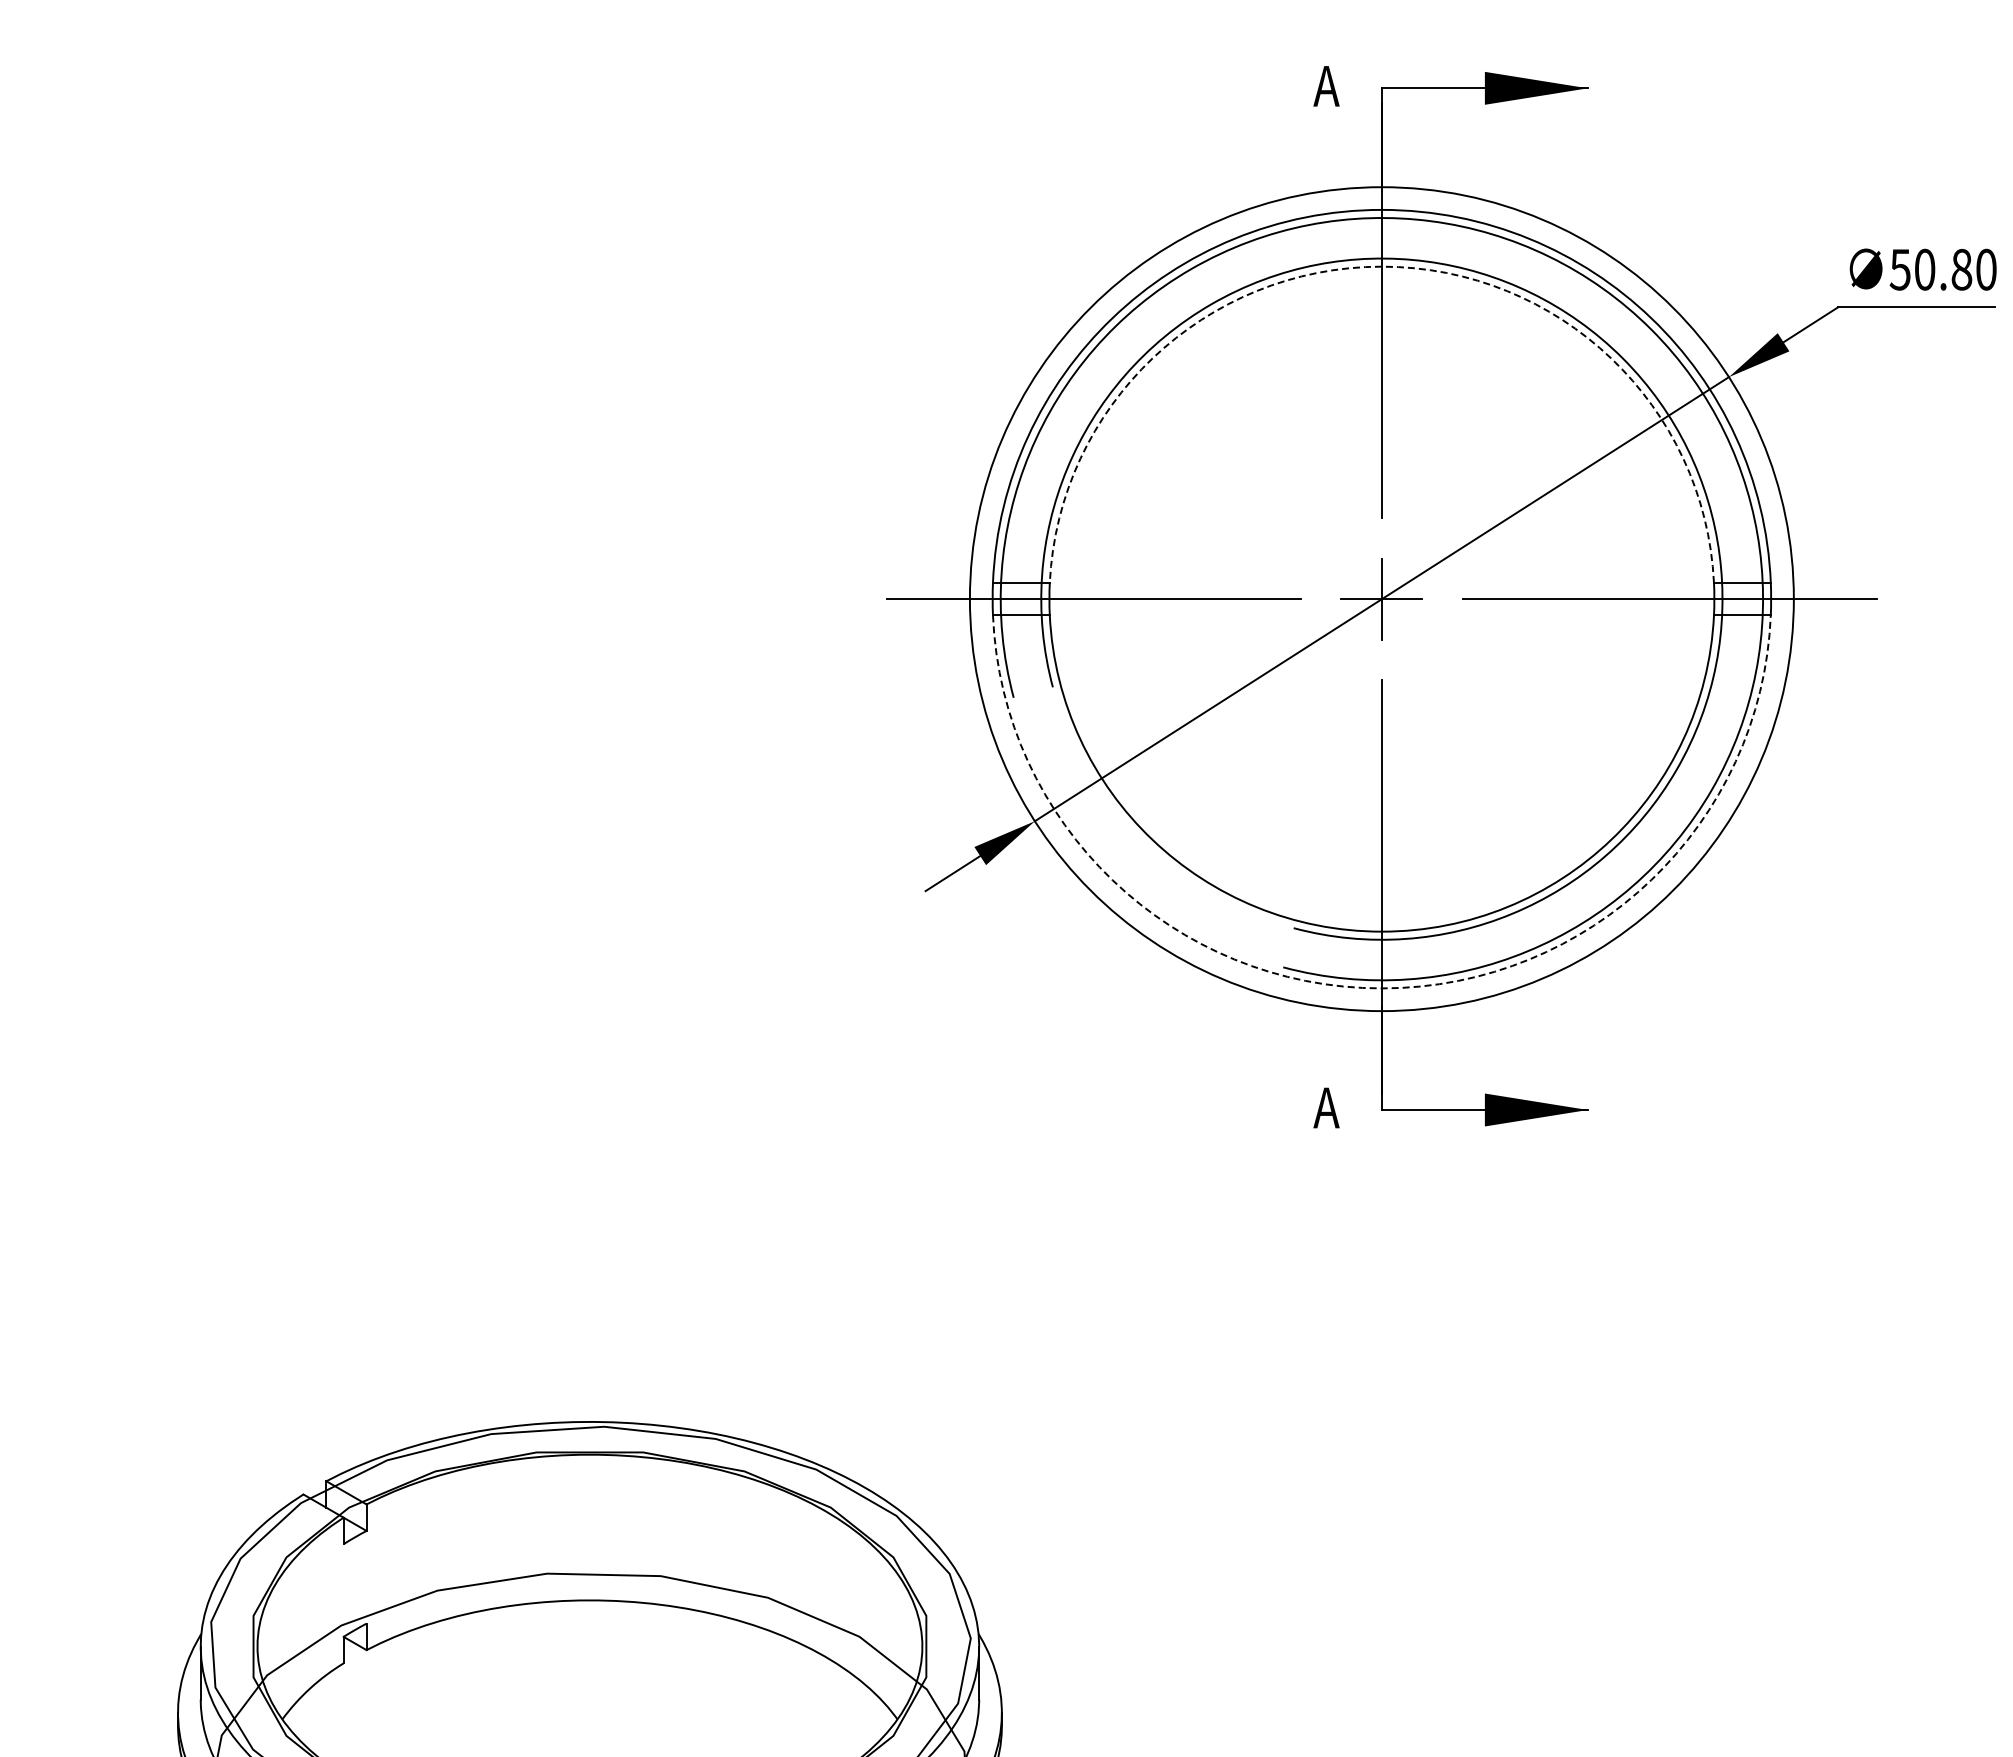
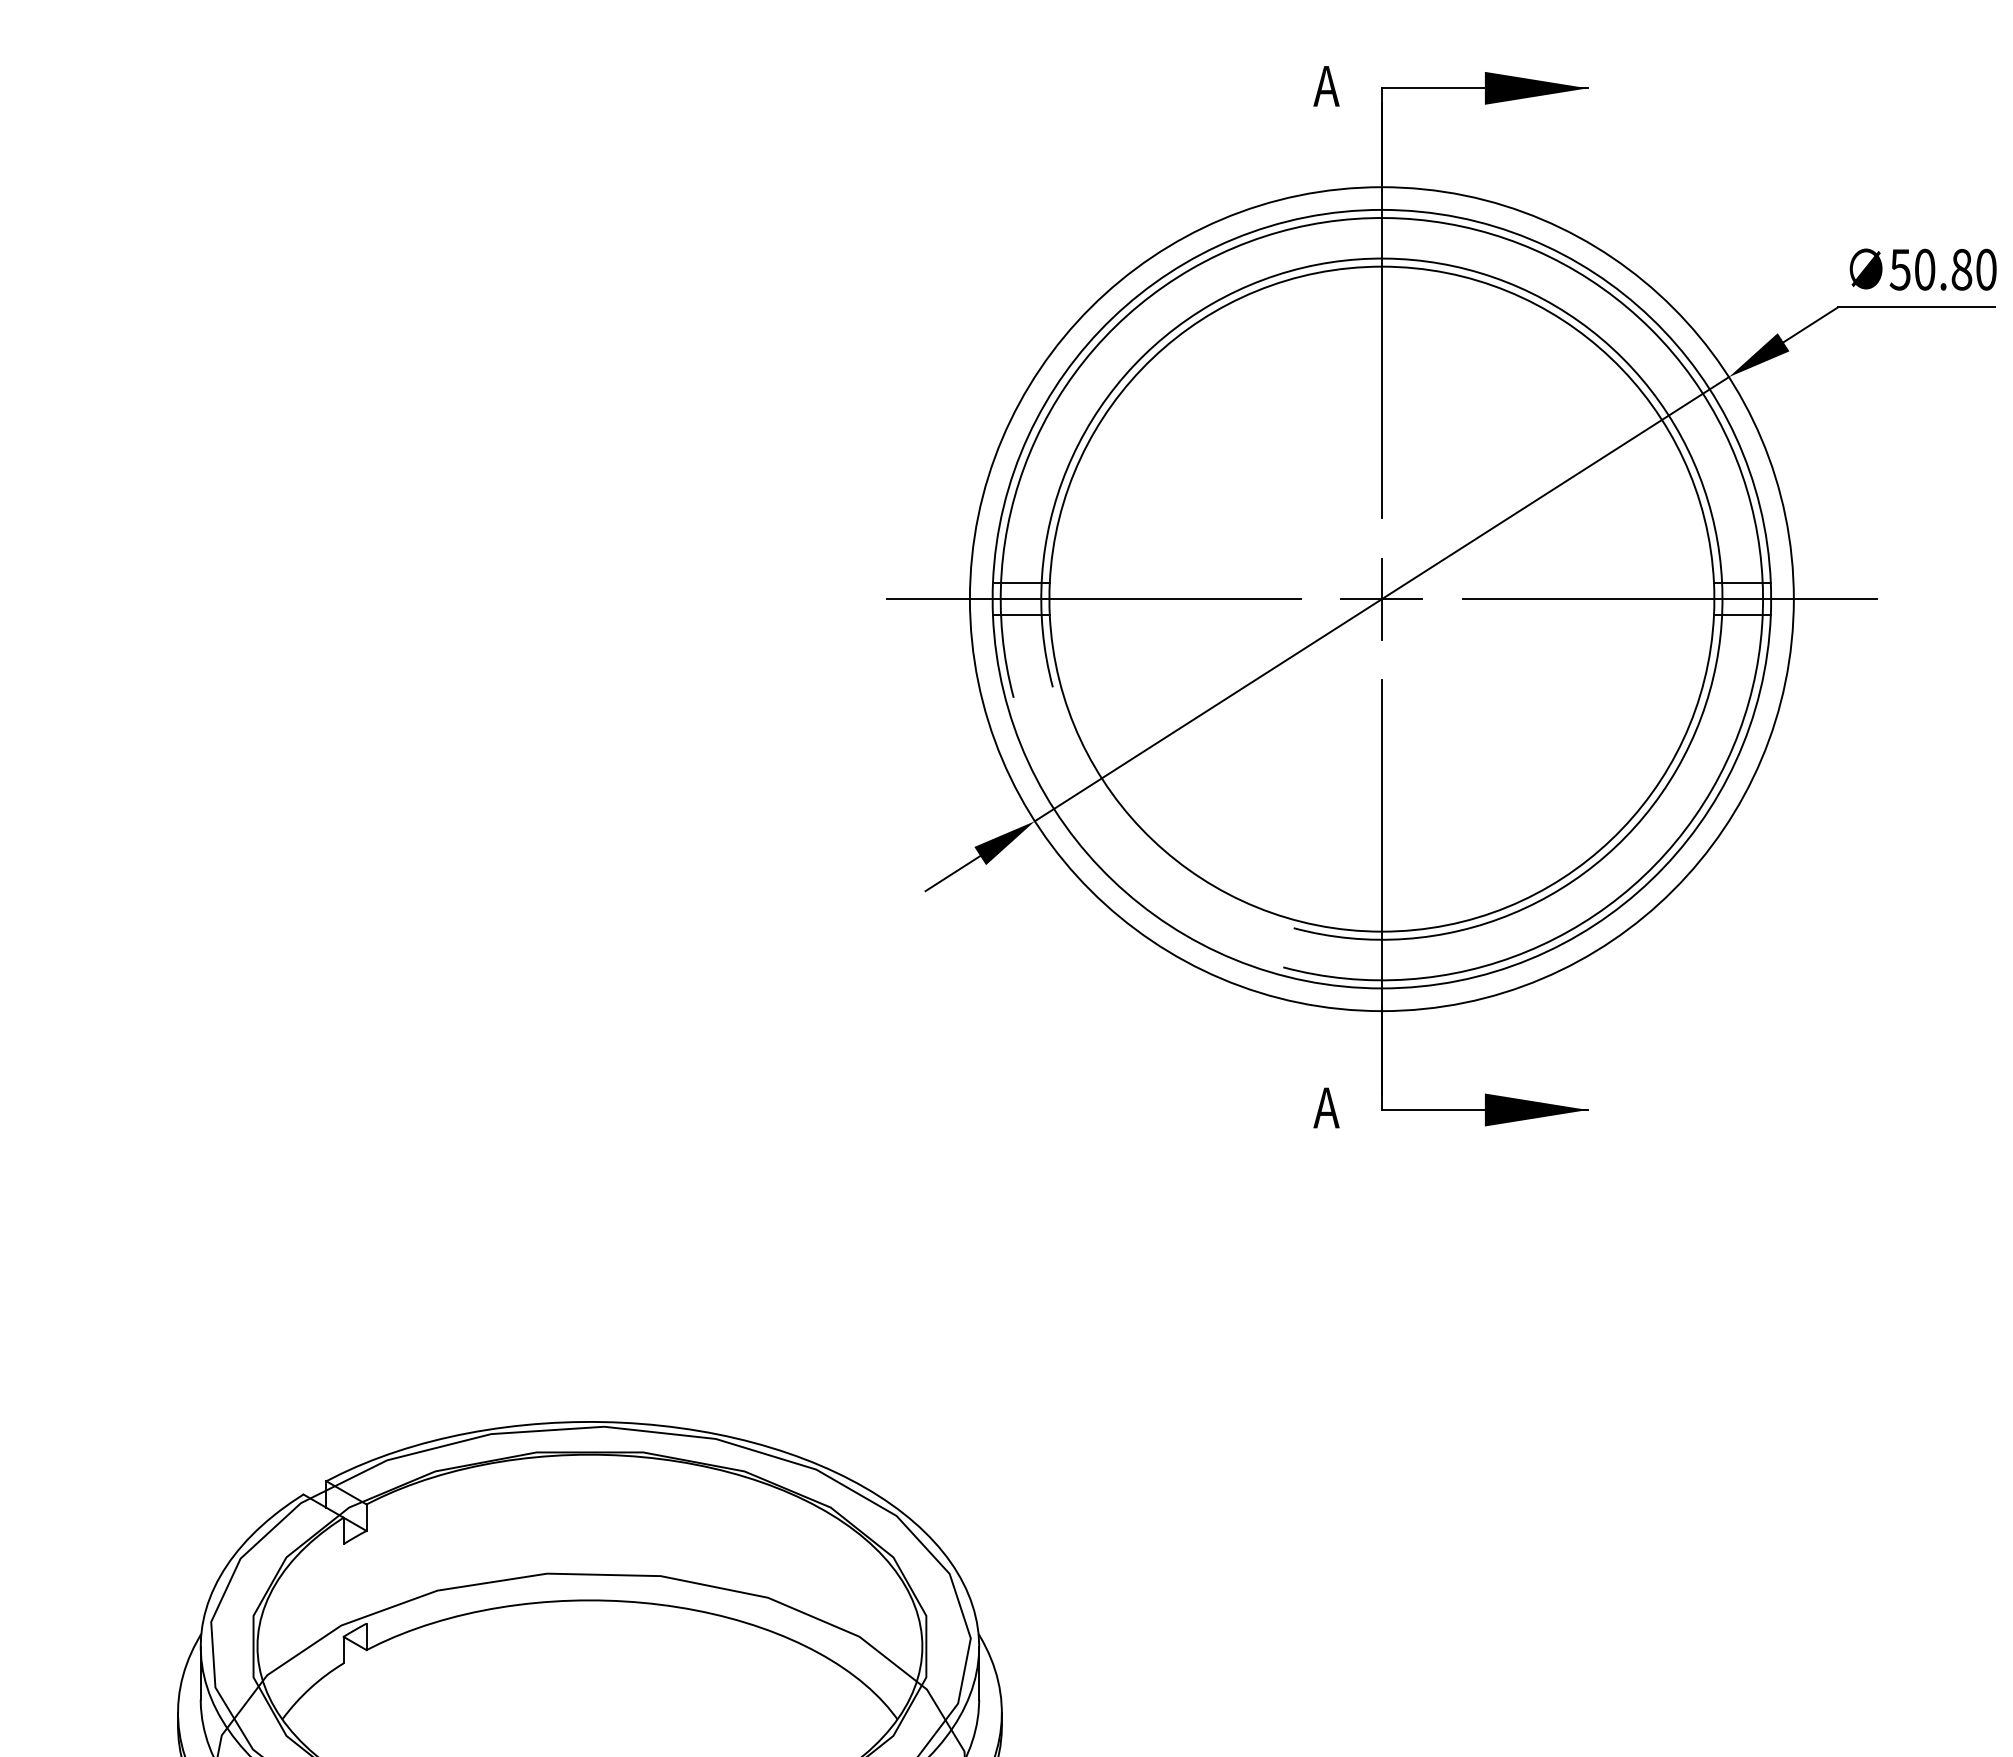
arc: dashed -> solid (1381, 266)
arc: dashed -> solid (1381, 988)
